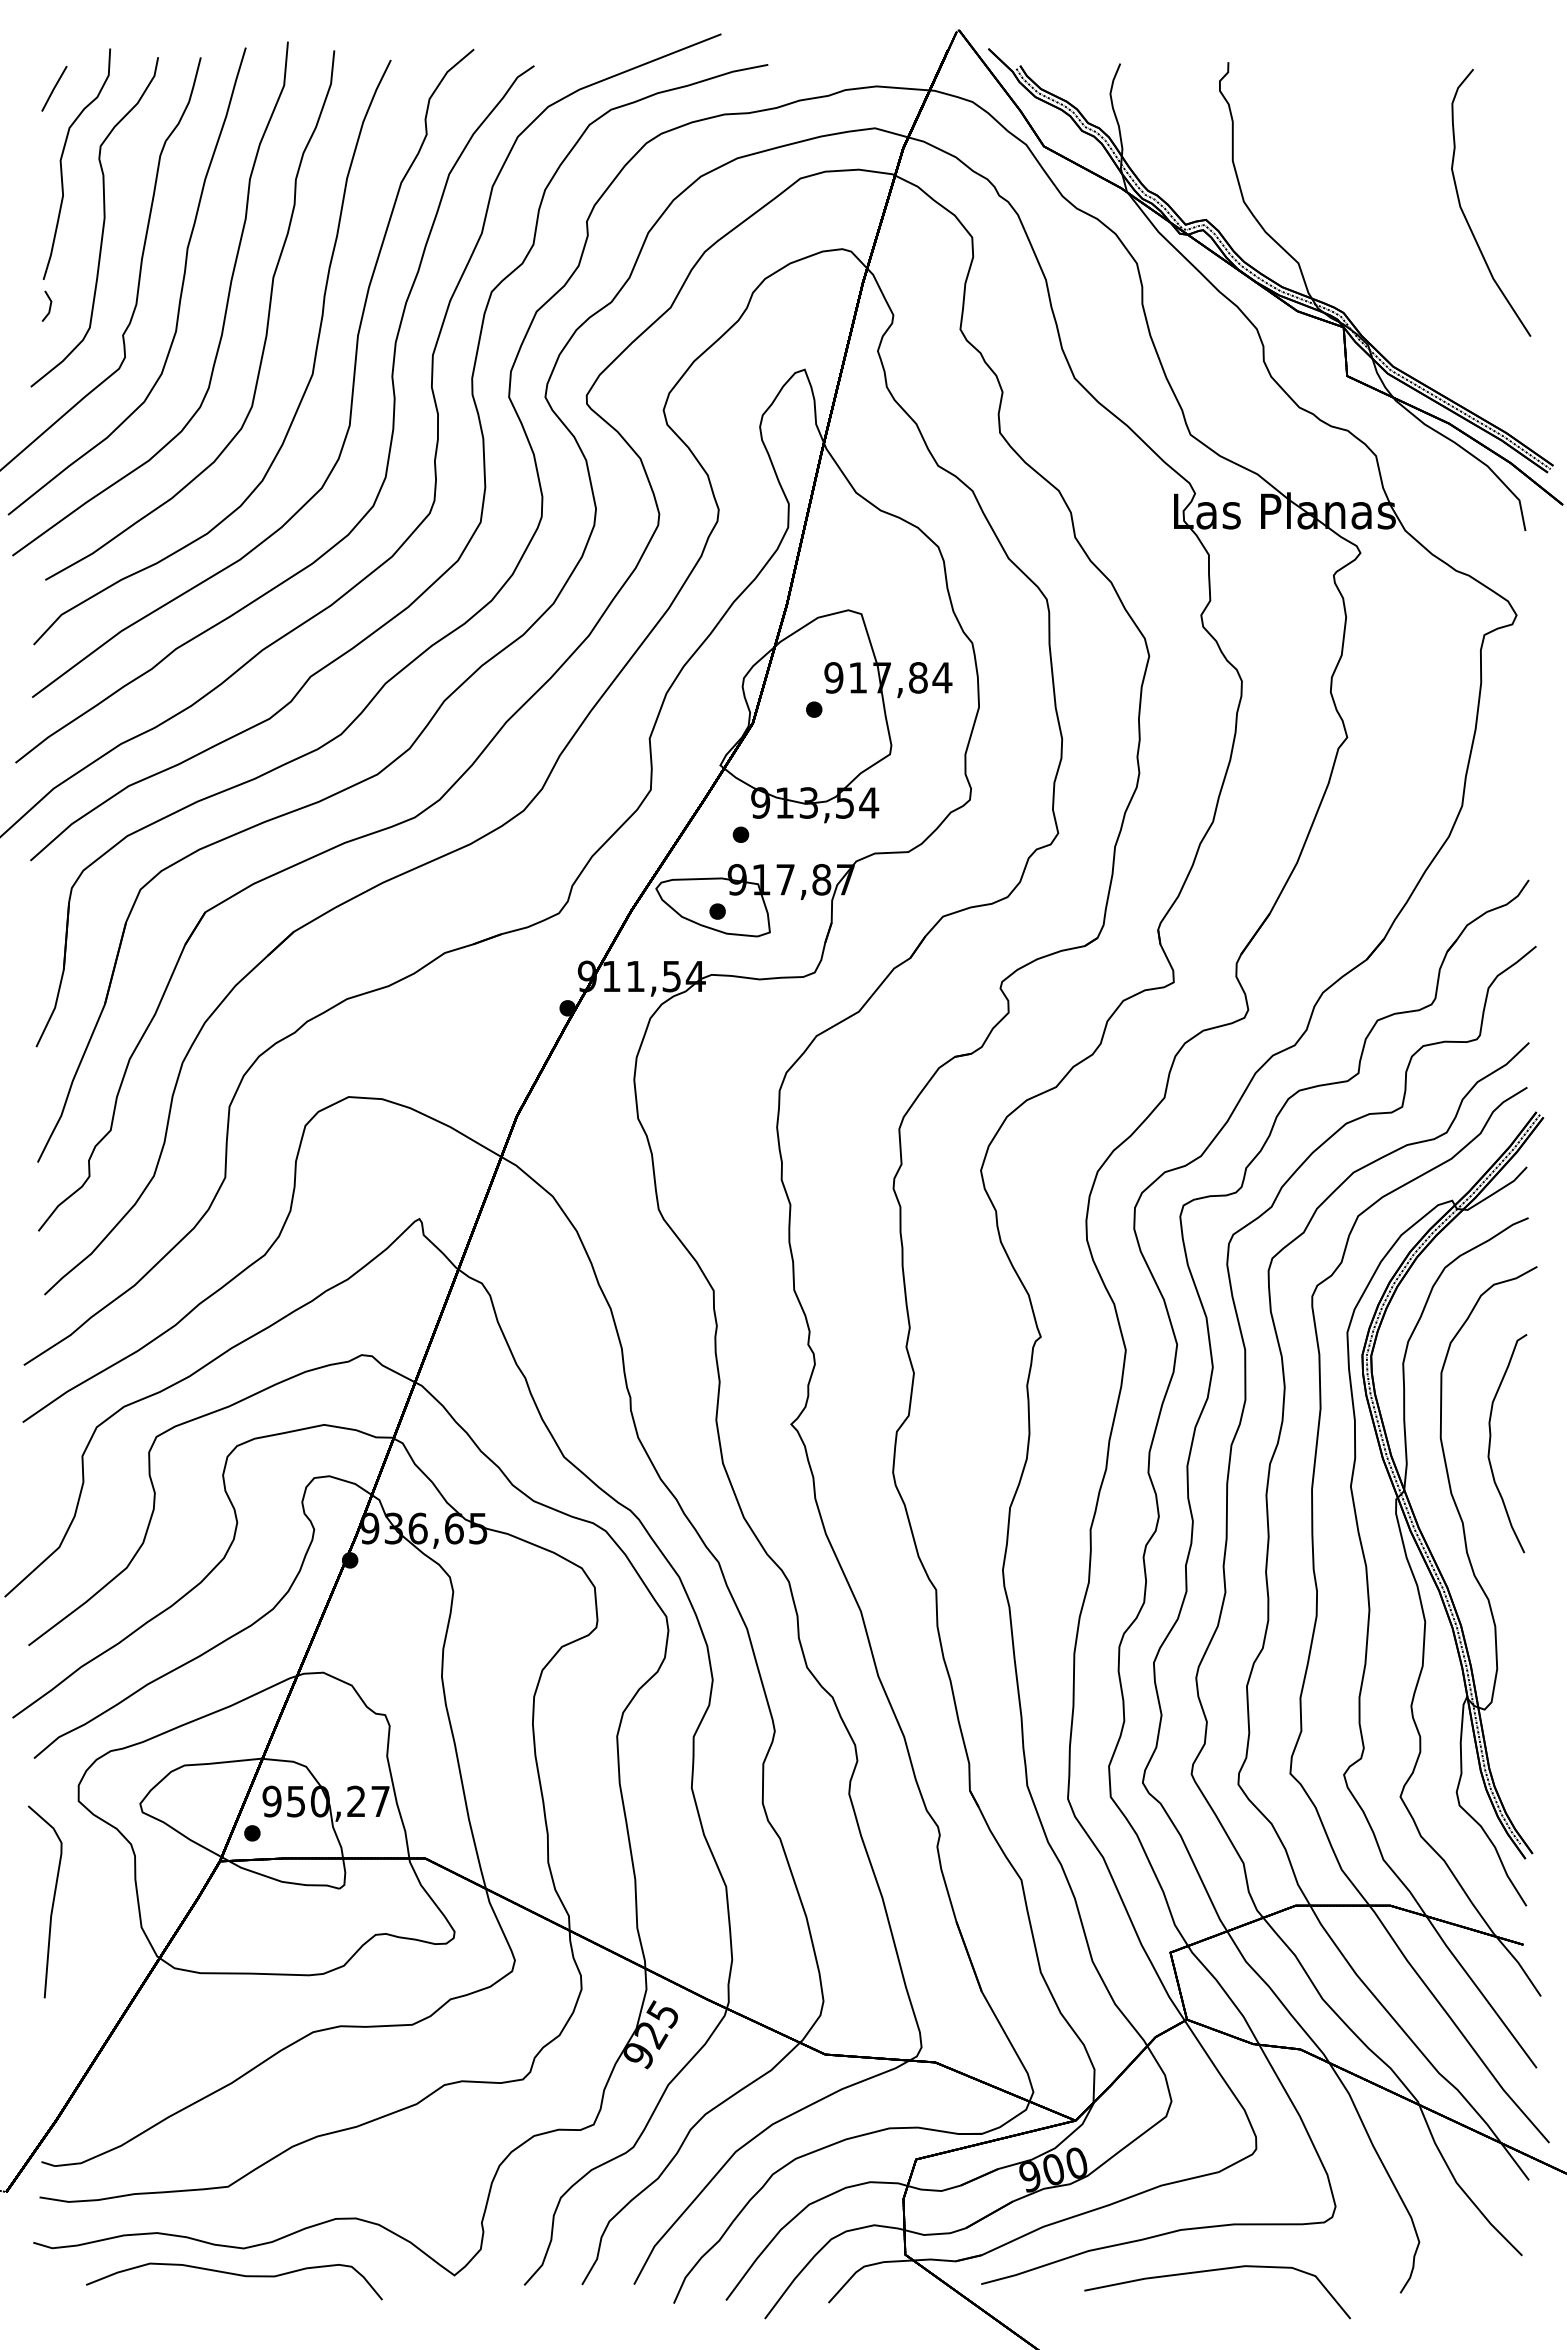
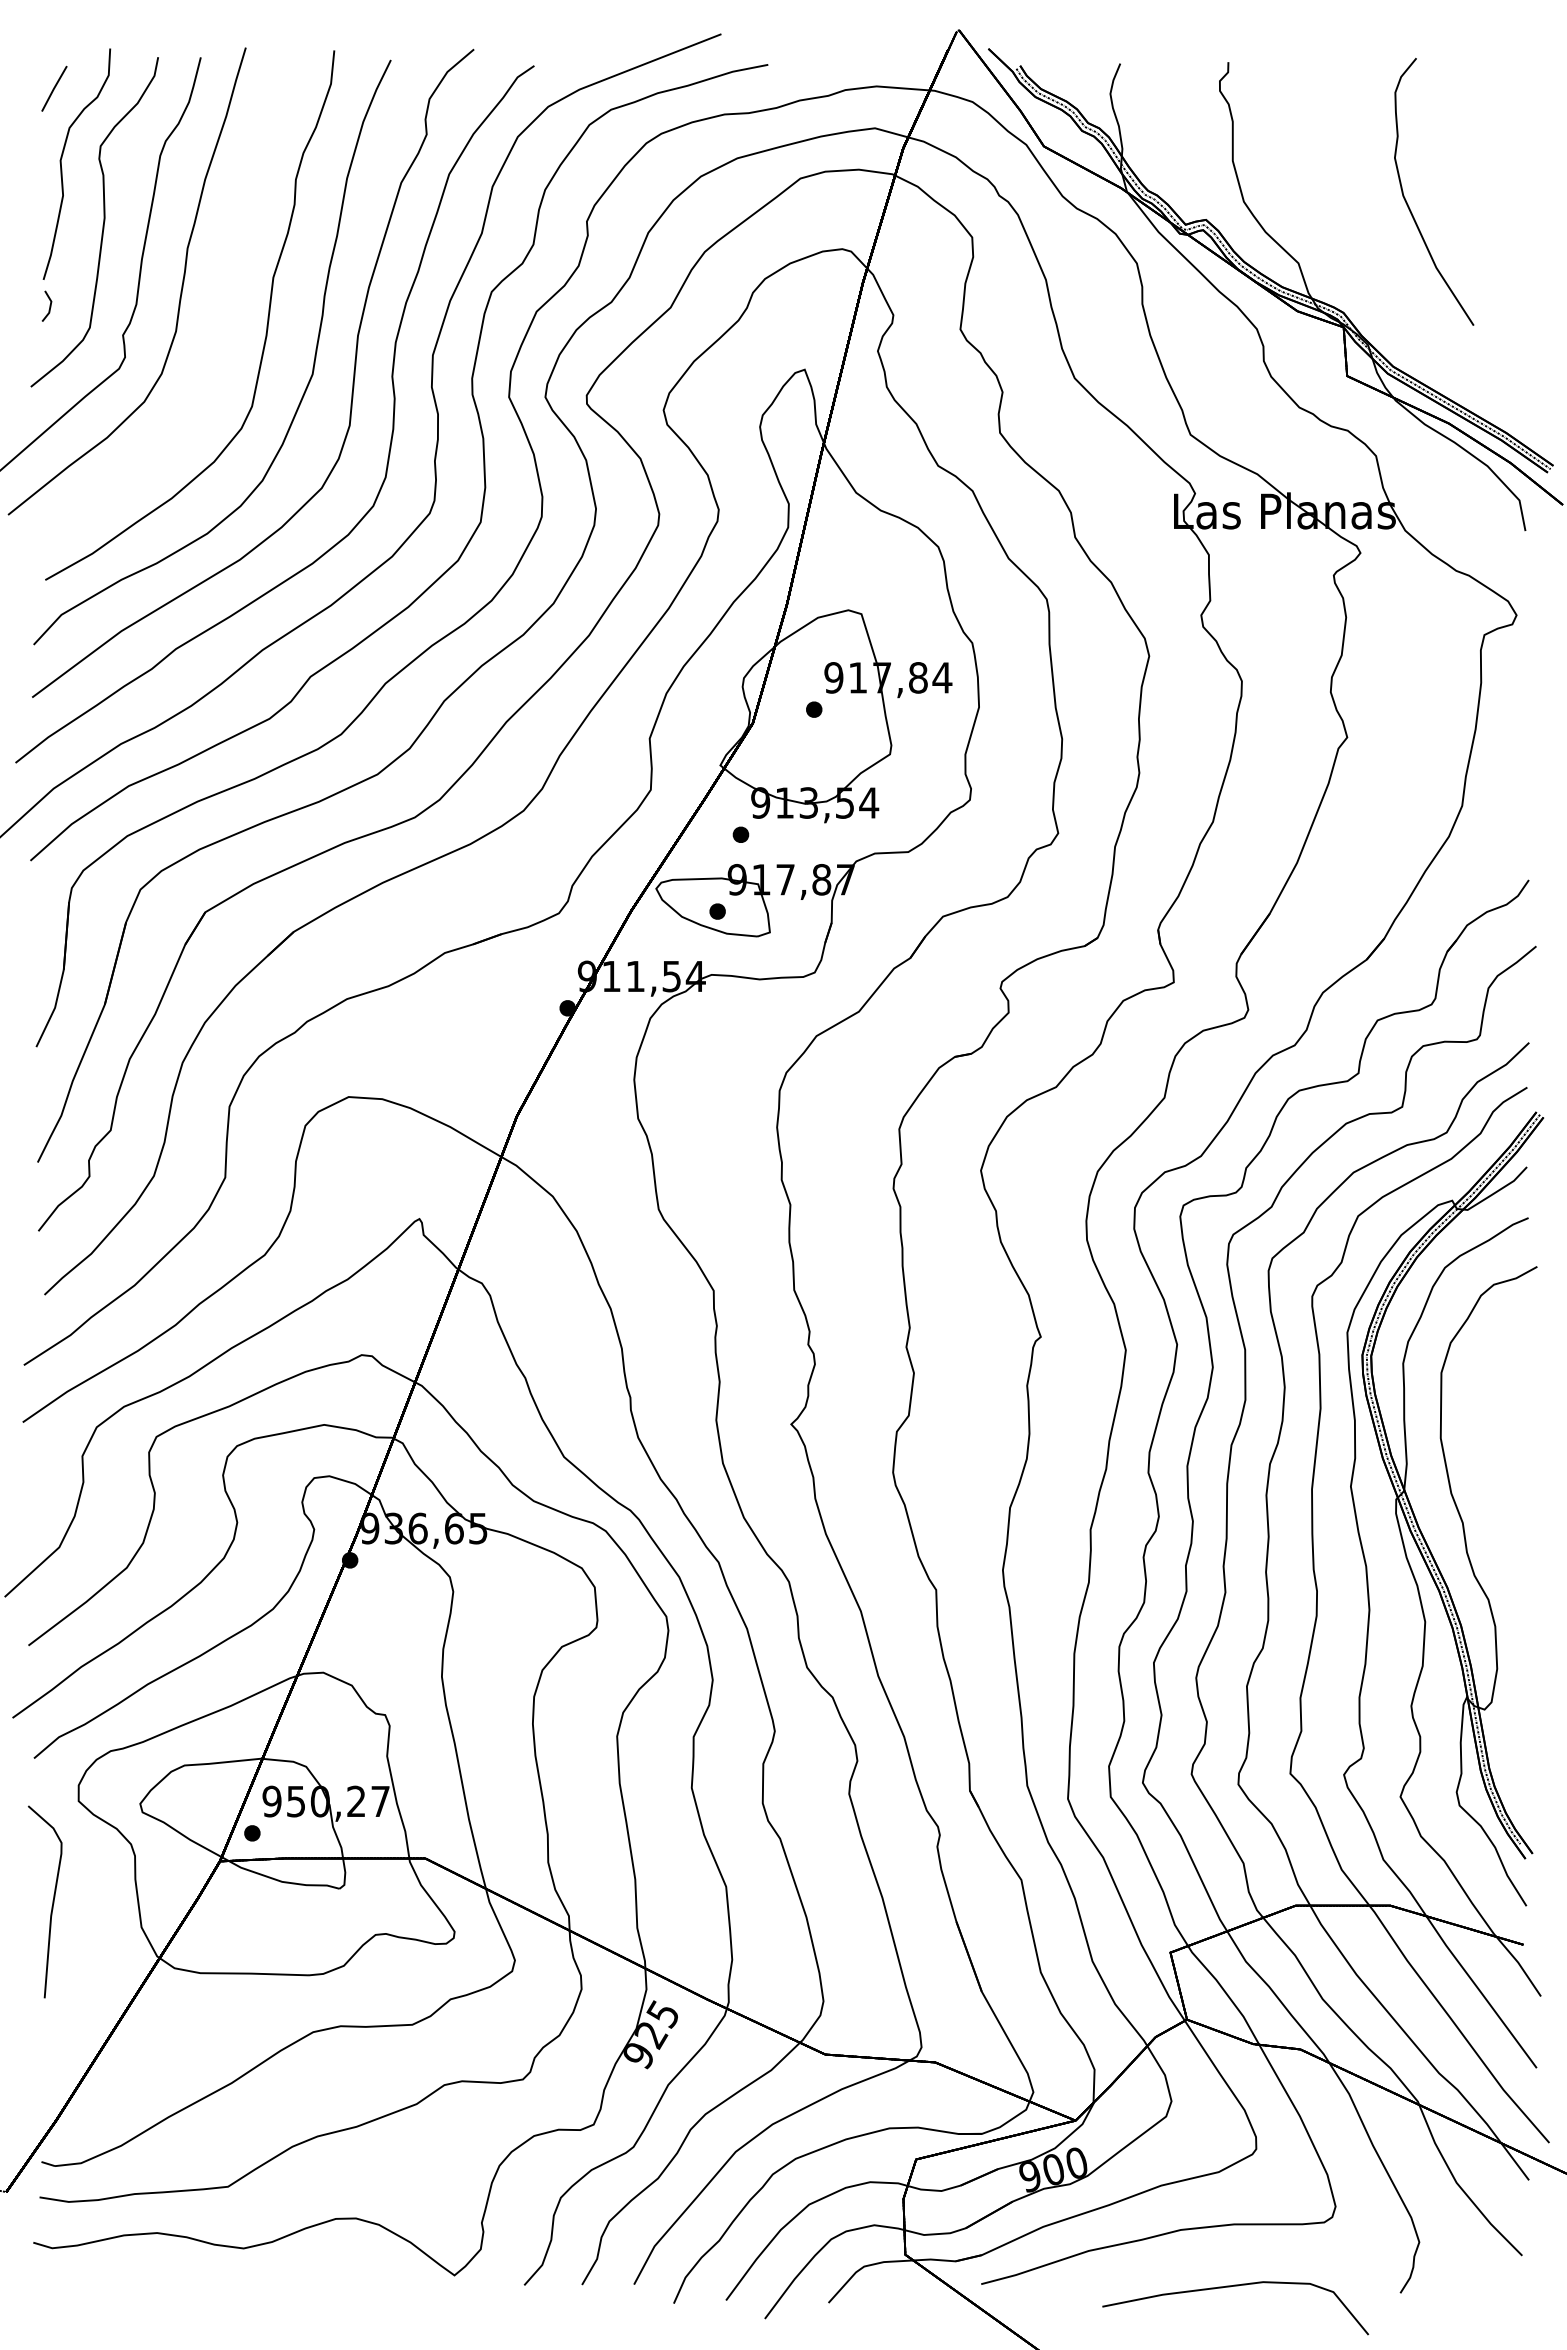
curve position: (1465, 215) -> (1408, 204) (1408, 204)
curve: present -> none (224, 313)
curve: present -> none (1491, 1438)
curve position: (1212, 2271) -> (1230, 2287) (1230, 2287)
curve: present -> none (234, 2275)
